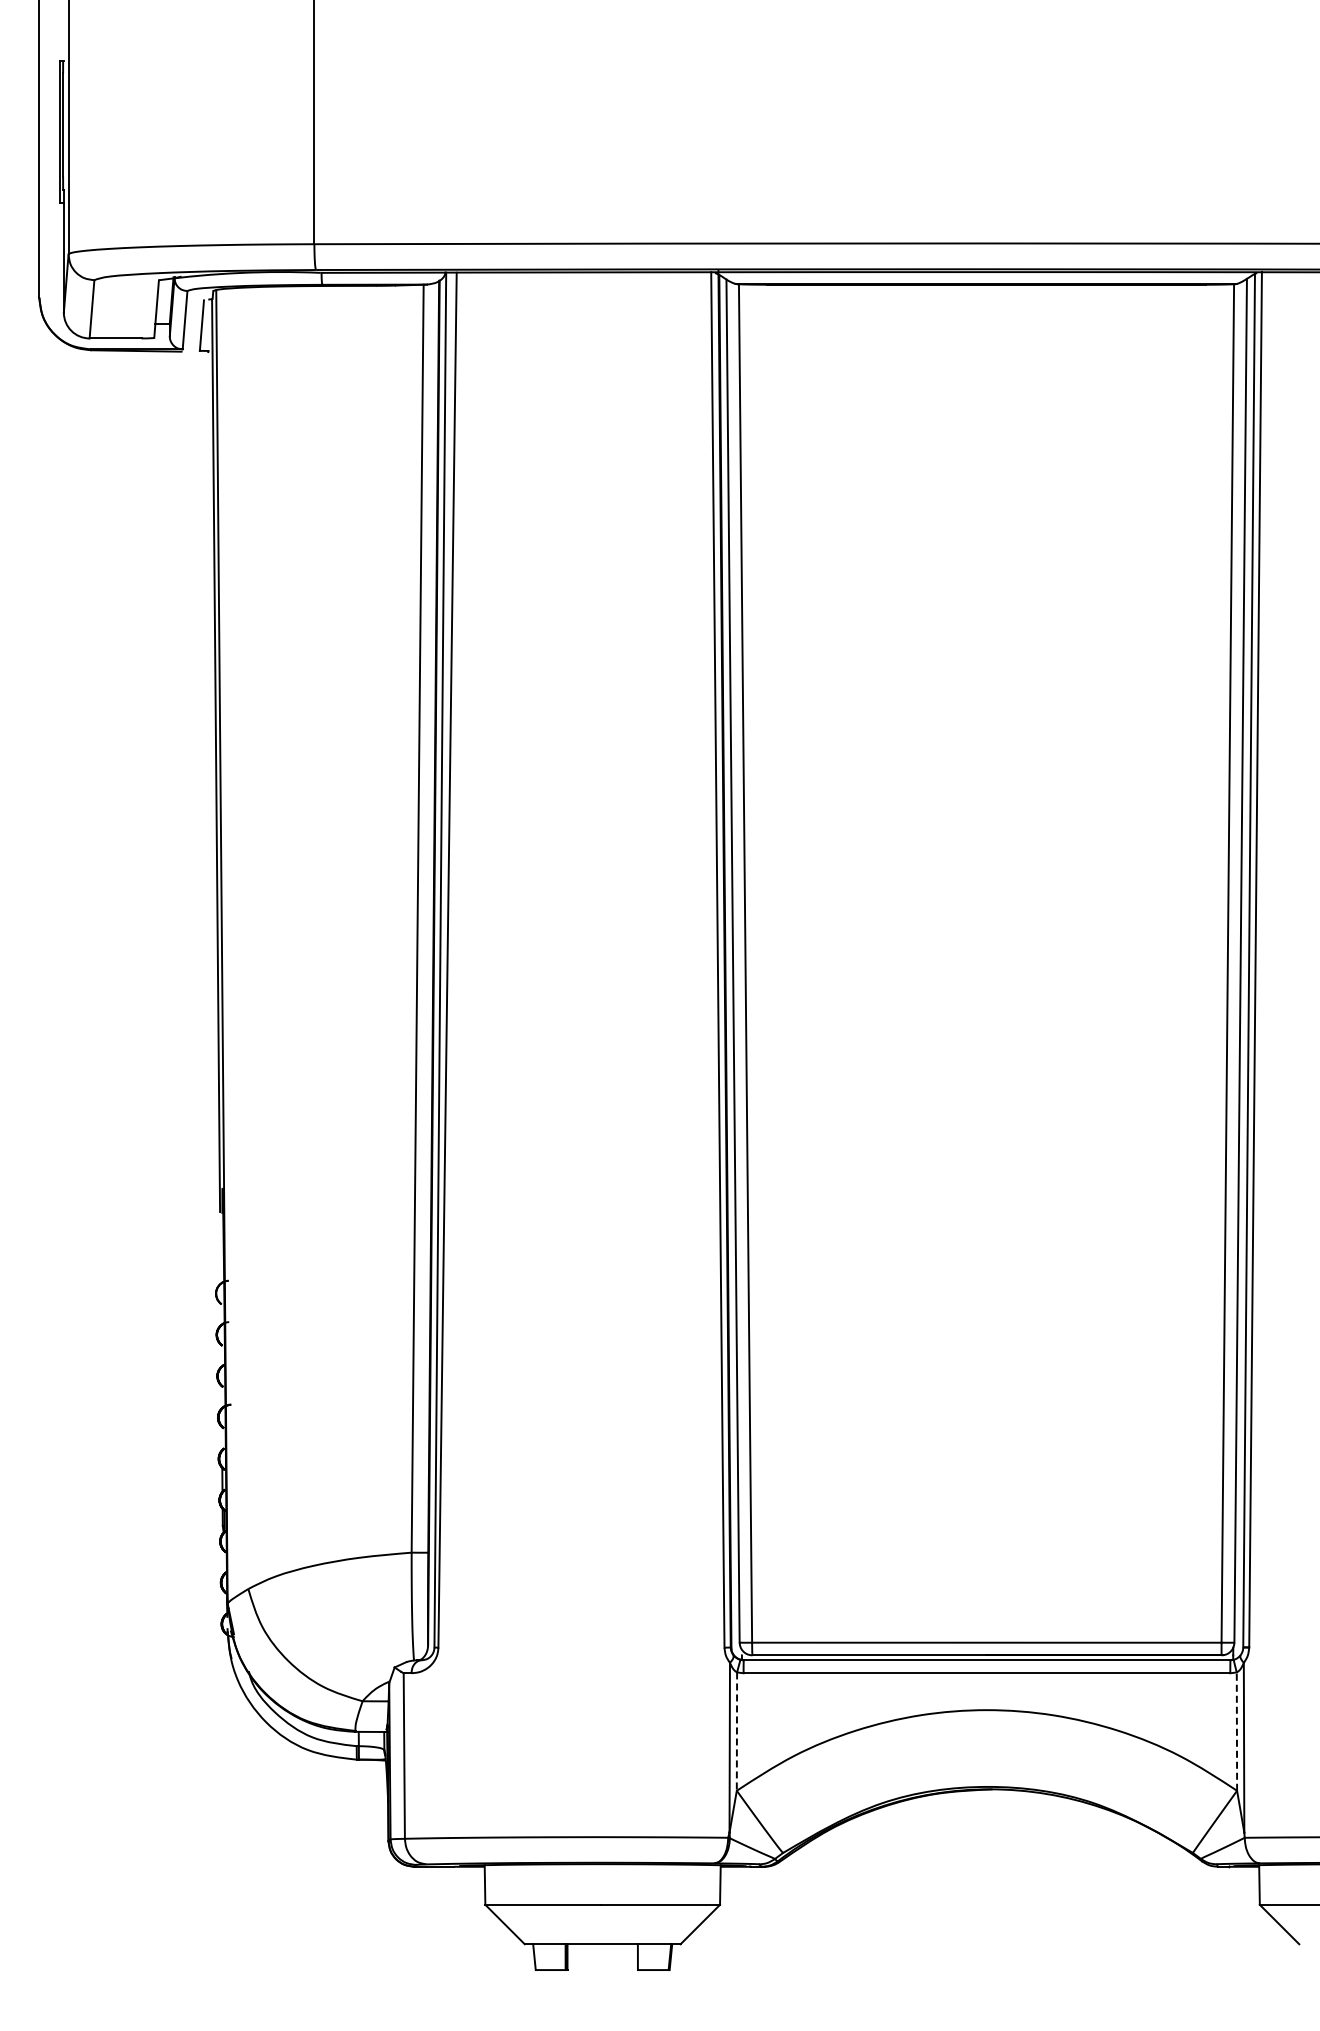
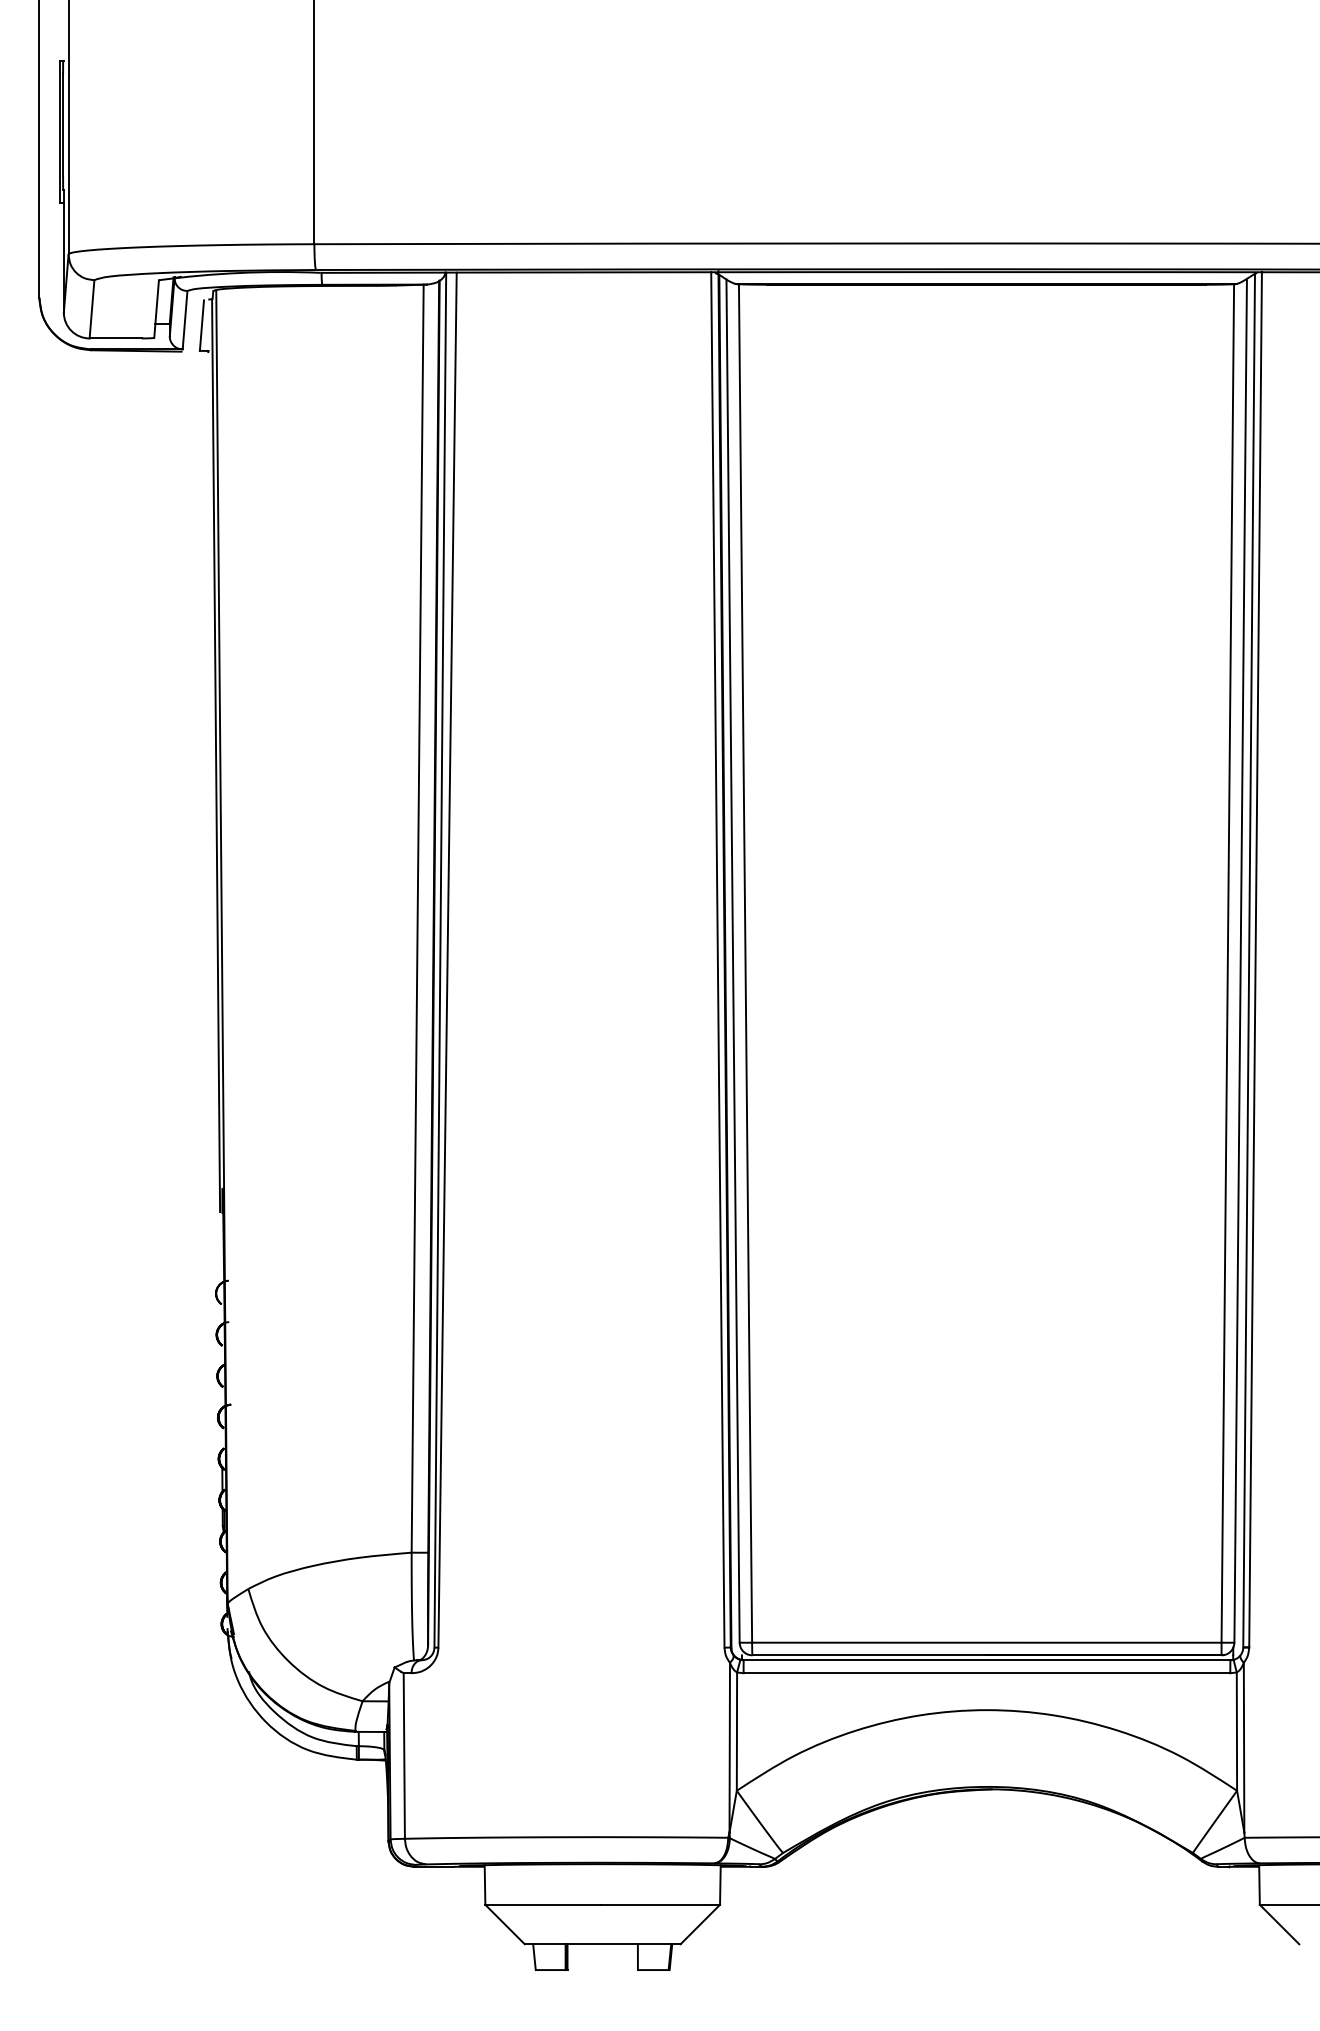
line: dashed -> solid (1236, 1730)
line: dashed -> solid (736, 1732)
